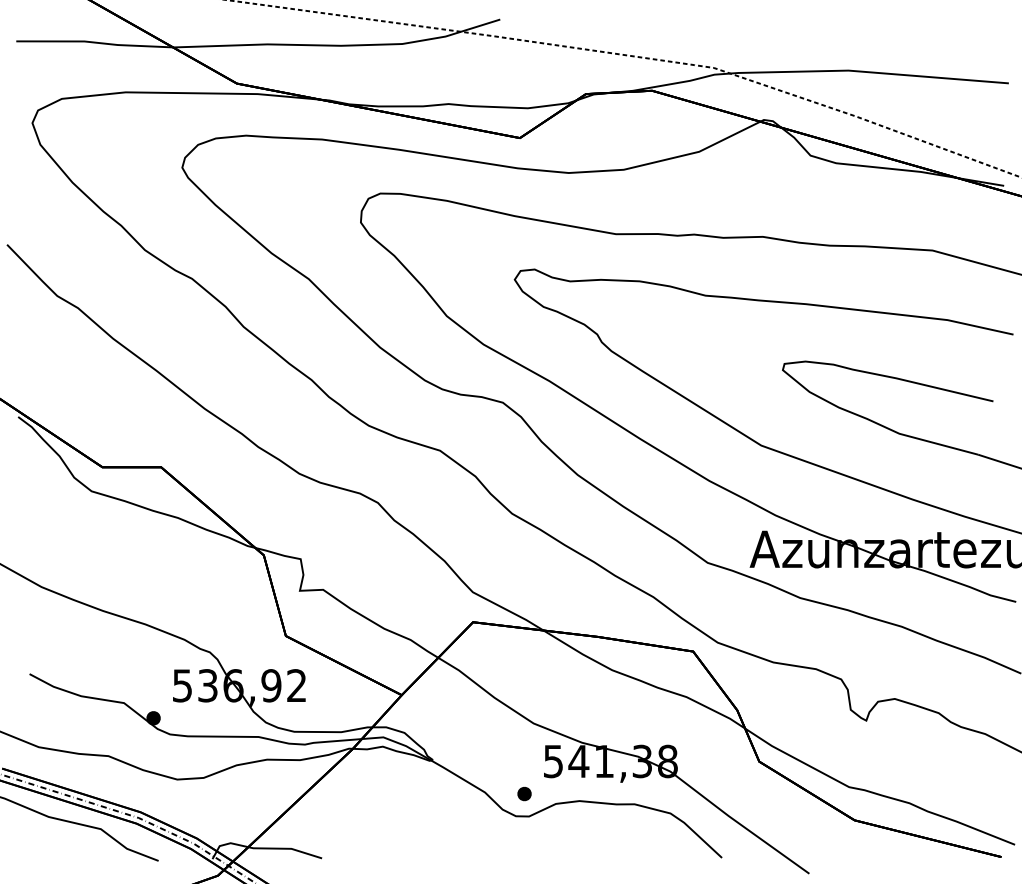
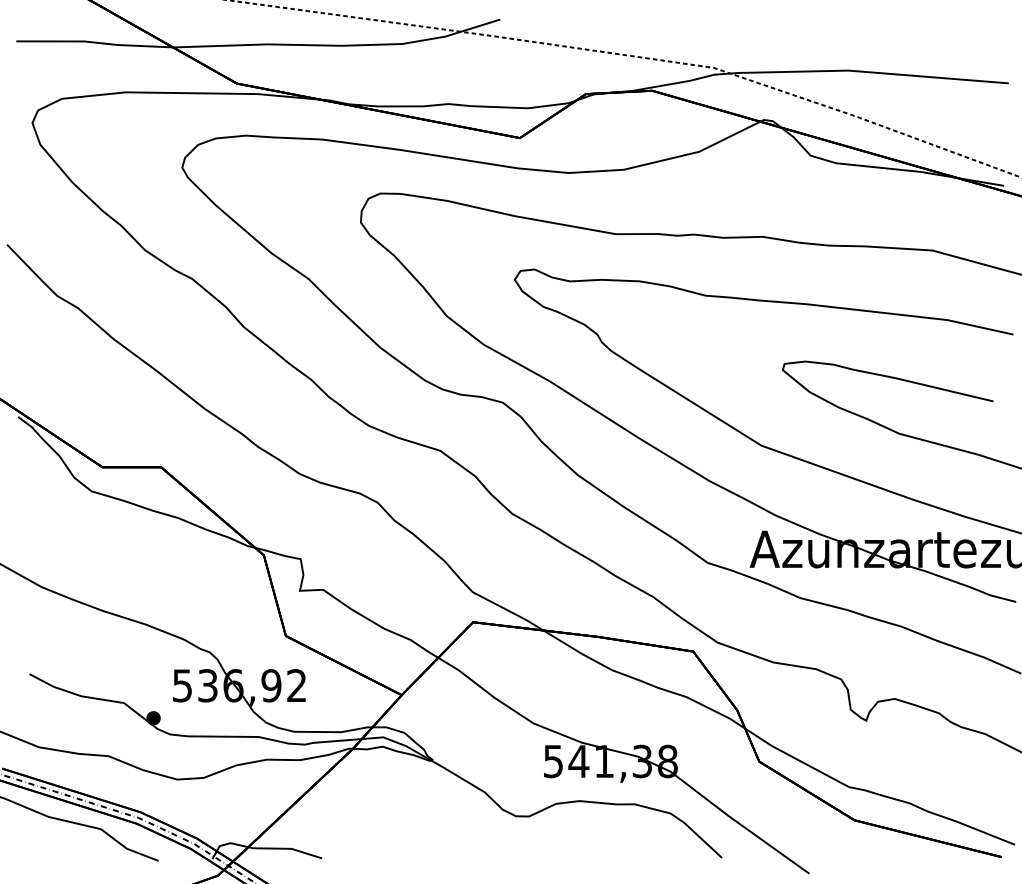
part: present -> none (524, 794)
